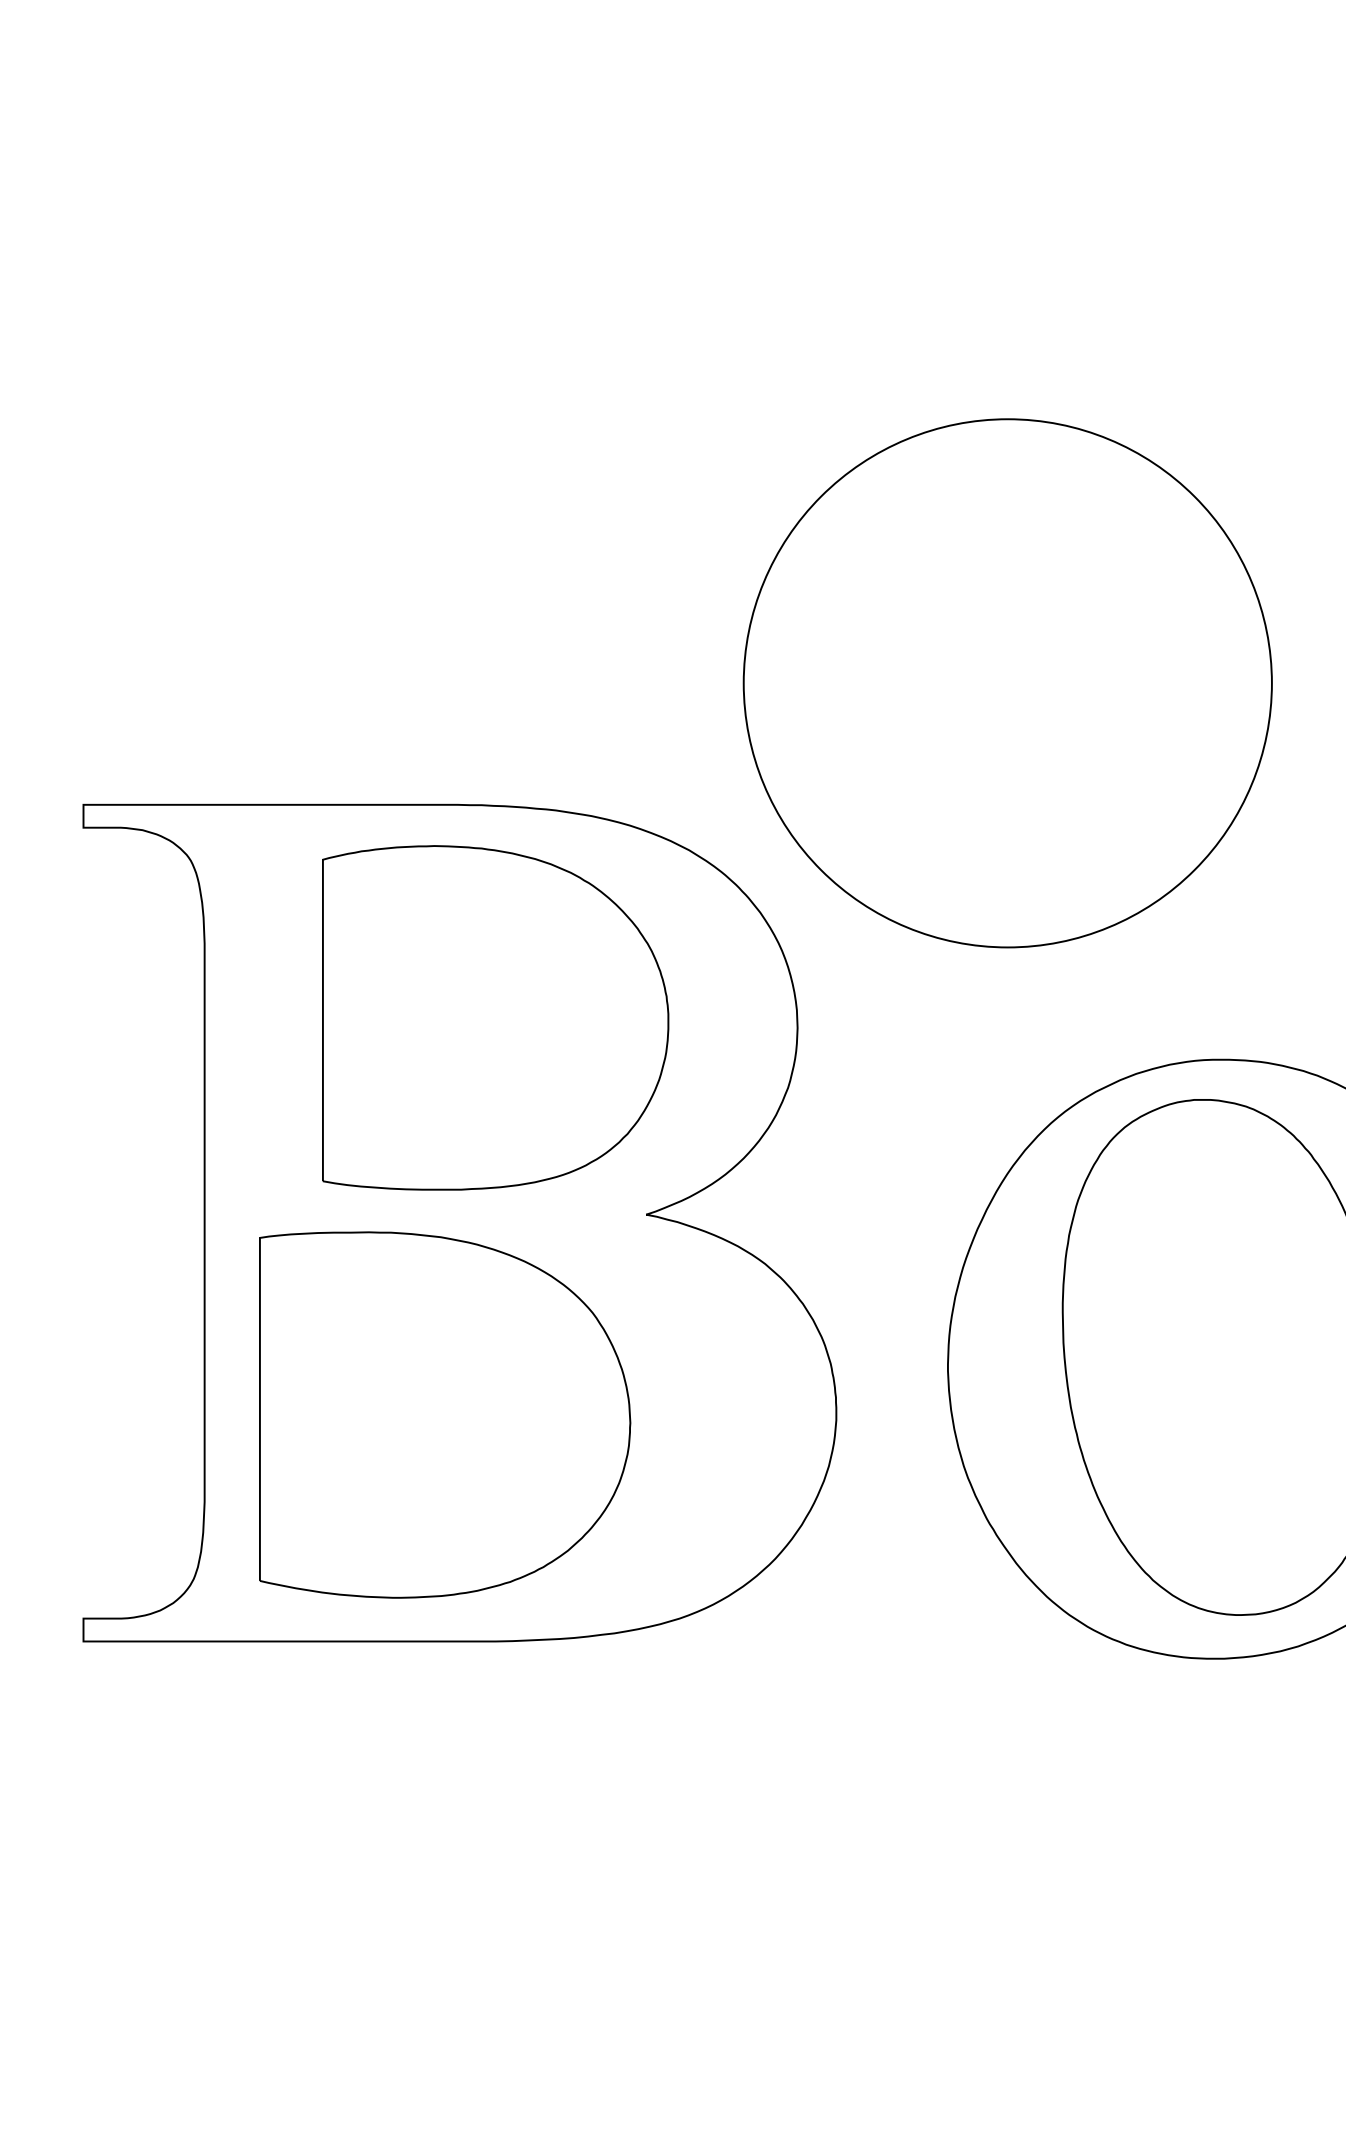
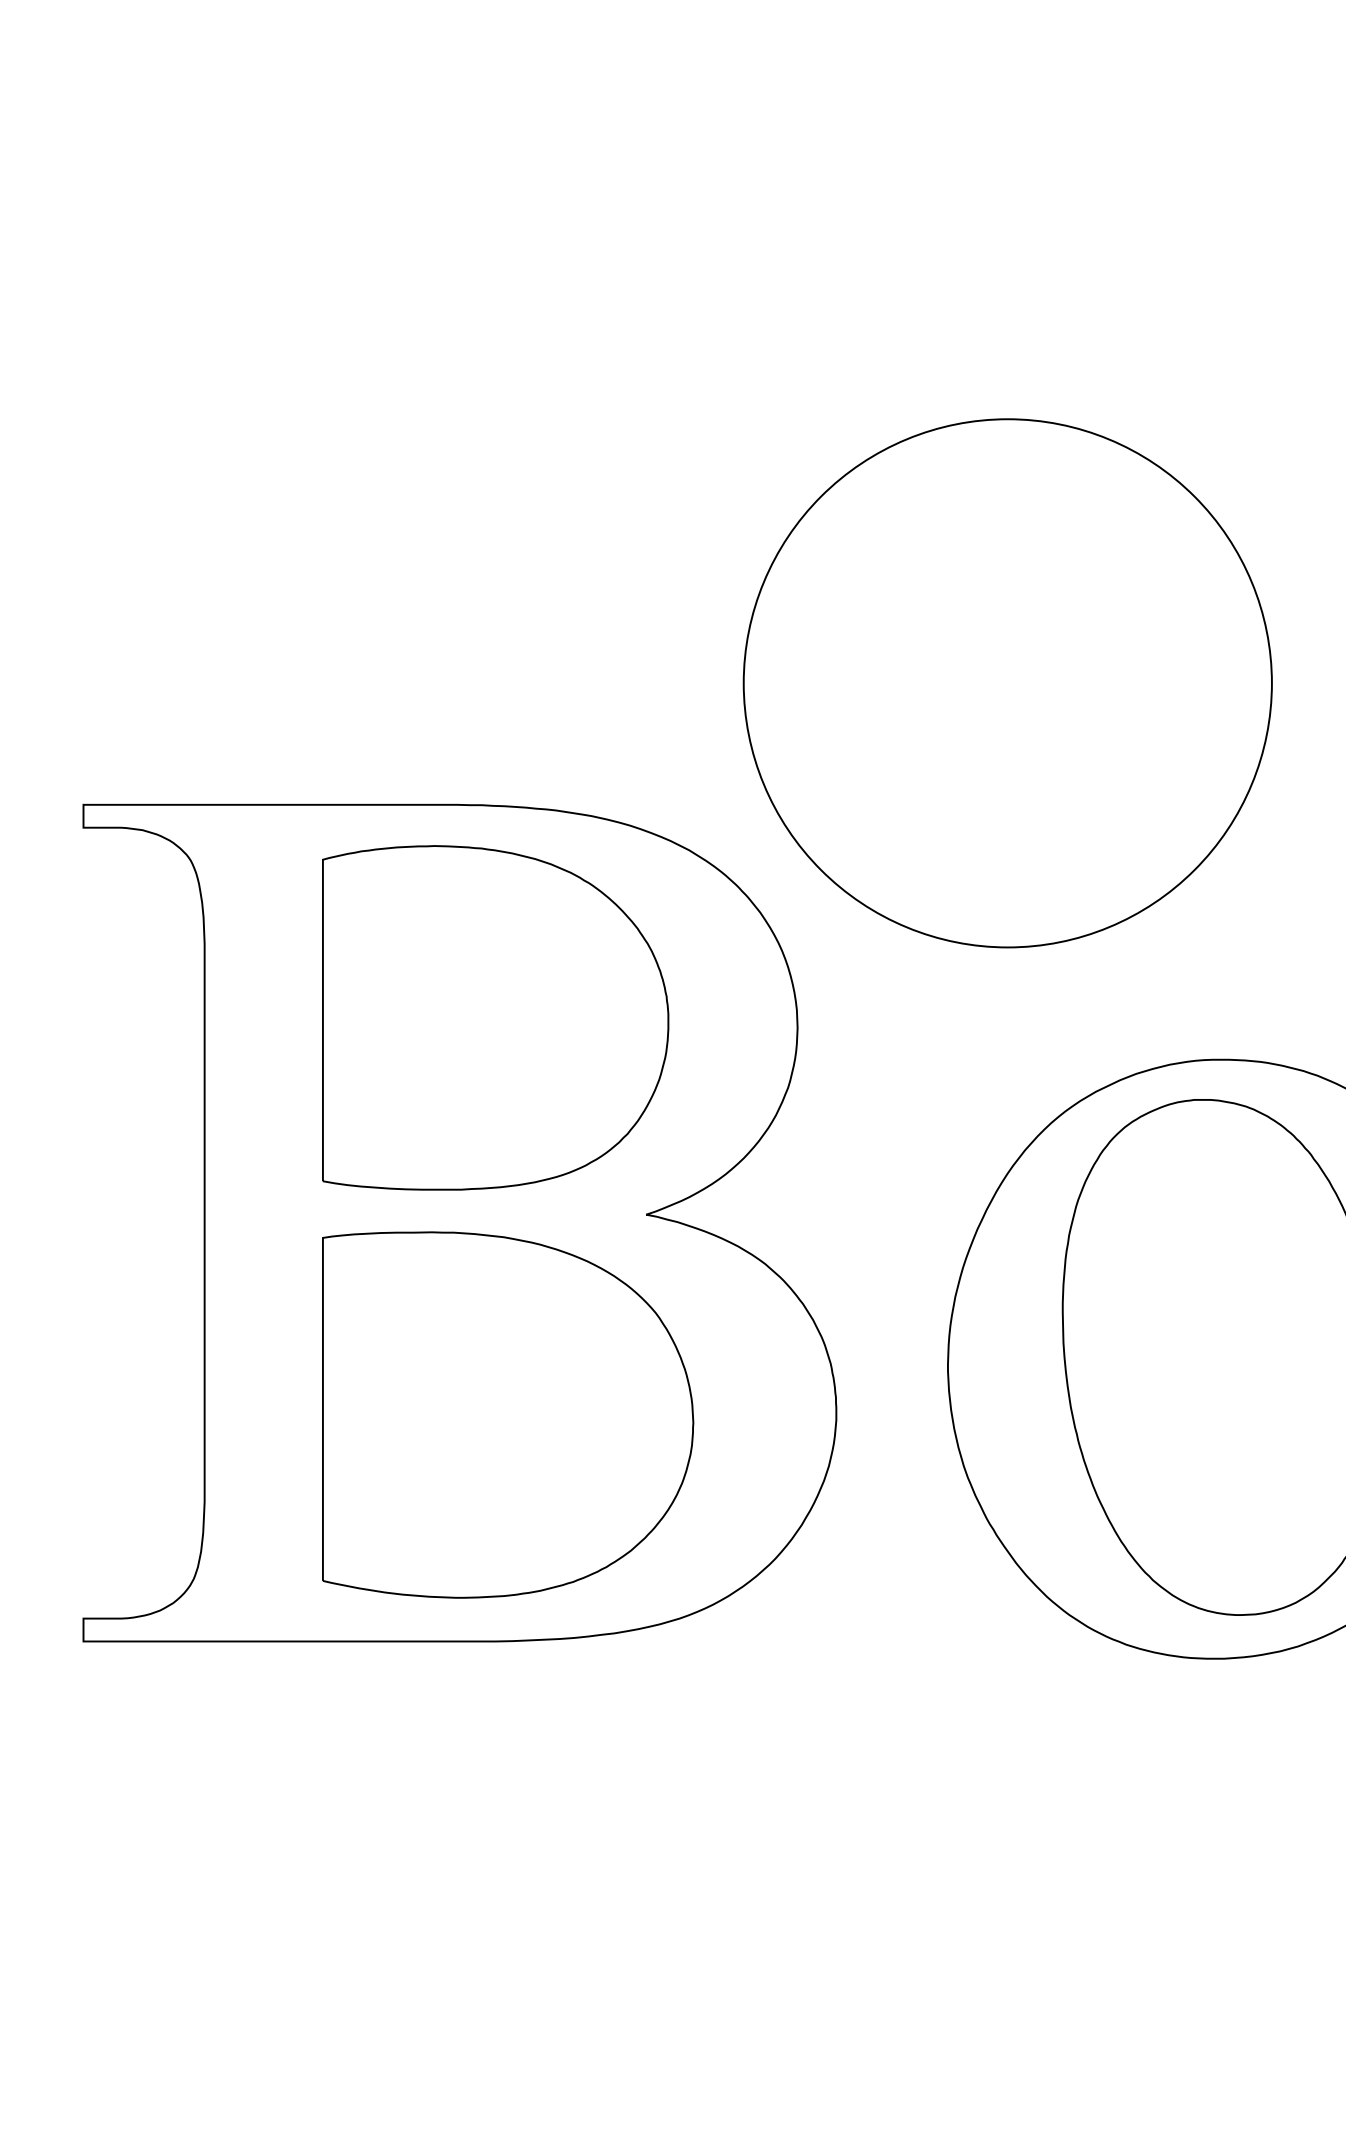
part position: (445, 1414) -> (508, 1414) (508, 1414)
